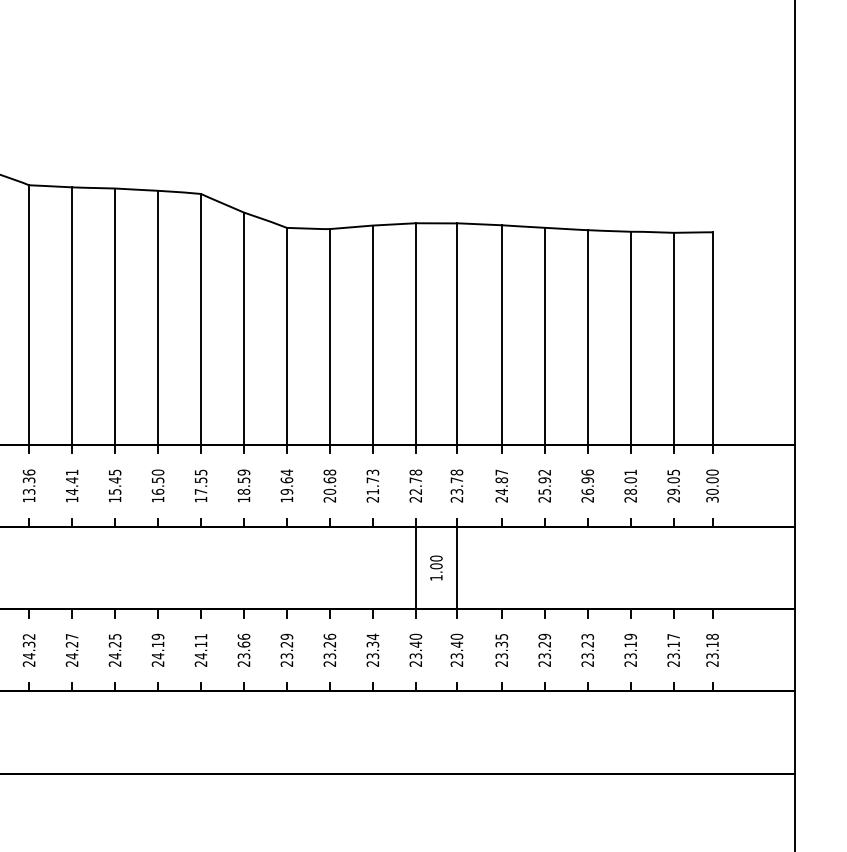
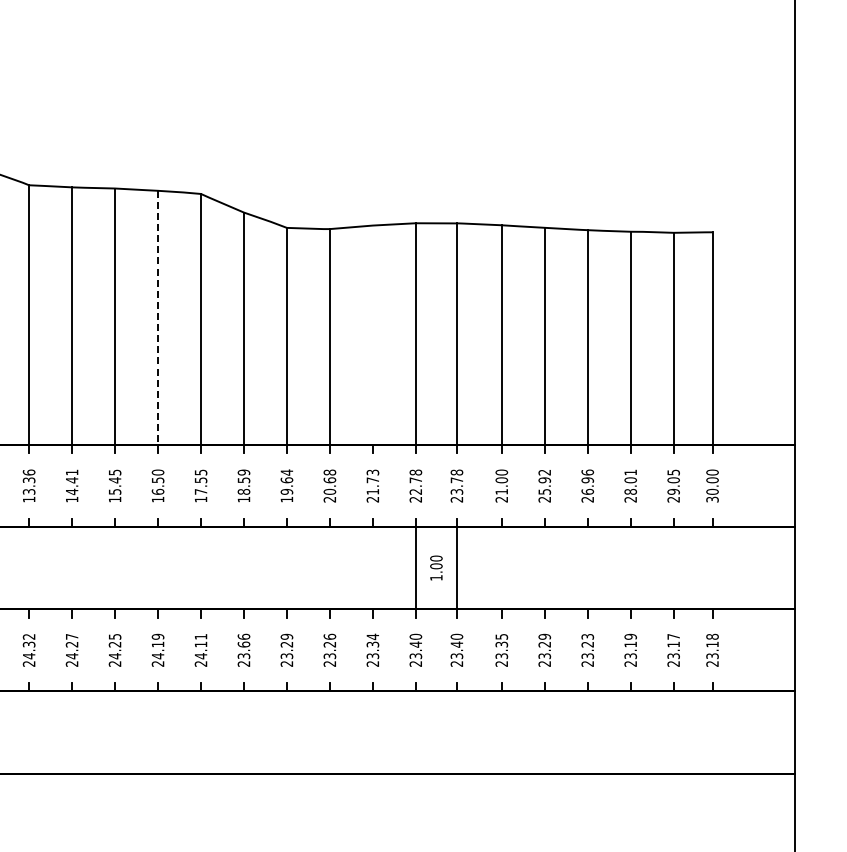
line: solid -> dashed (158, 318)
line: present -> none (372, 335)
text: 24.87 -> 21.00 (501, 482)
